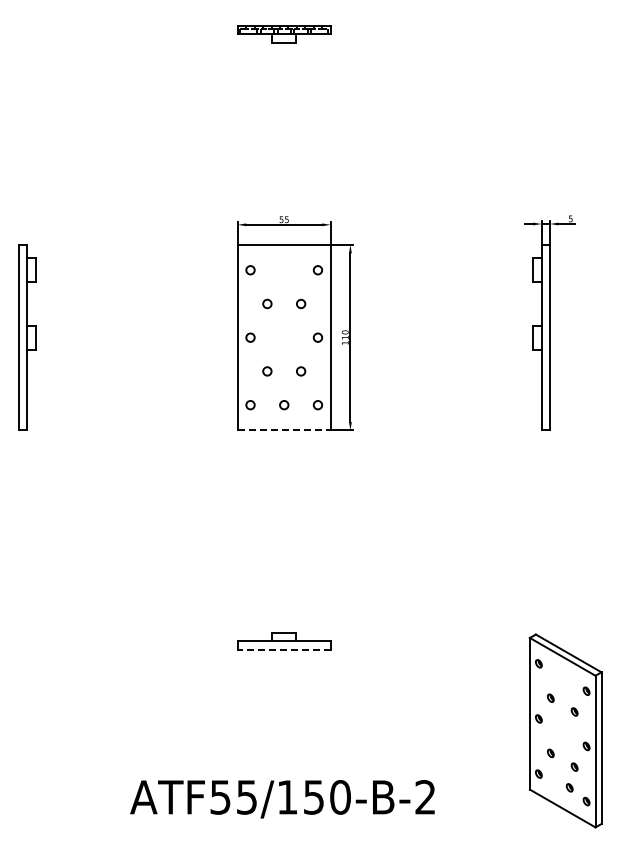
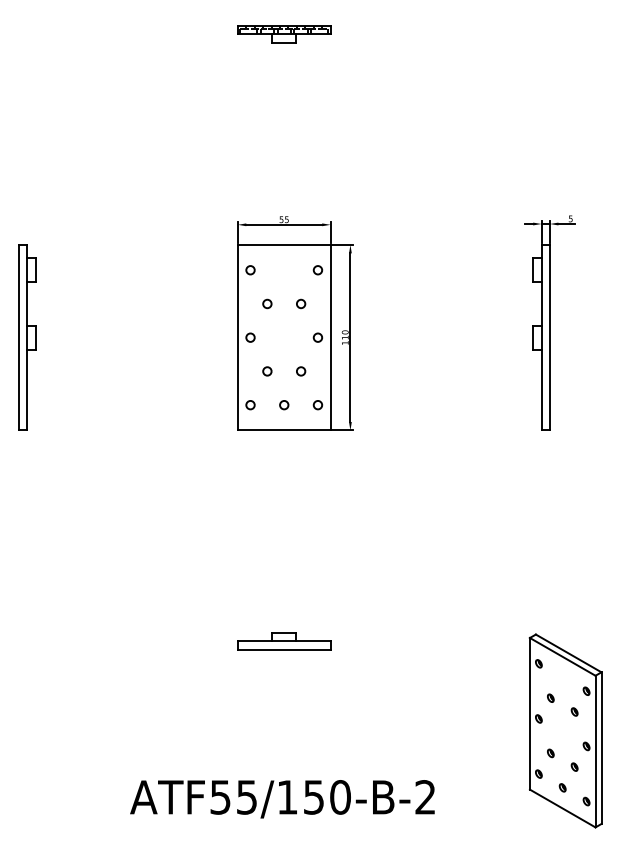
line: dashed -> solid (284, 430)
line: dashed -> solid (283, 649)
part position: (569, 787) -> (562, 787) (562, 787)
